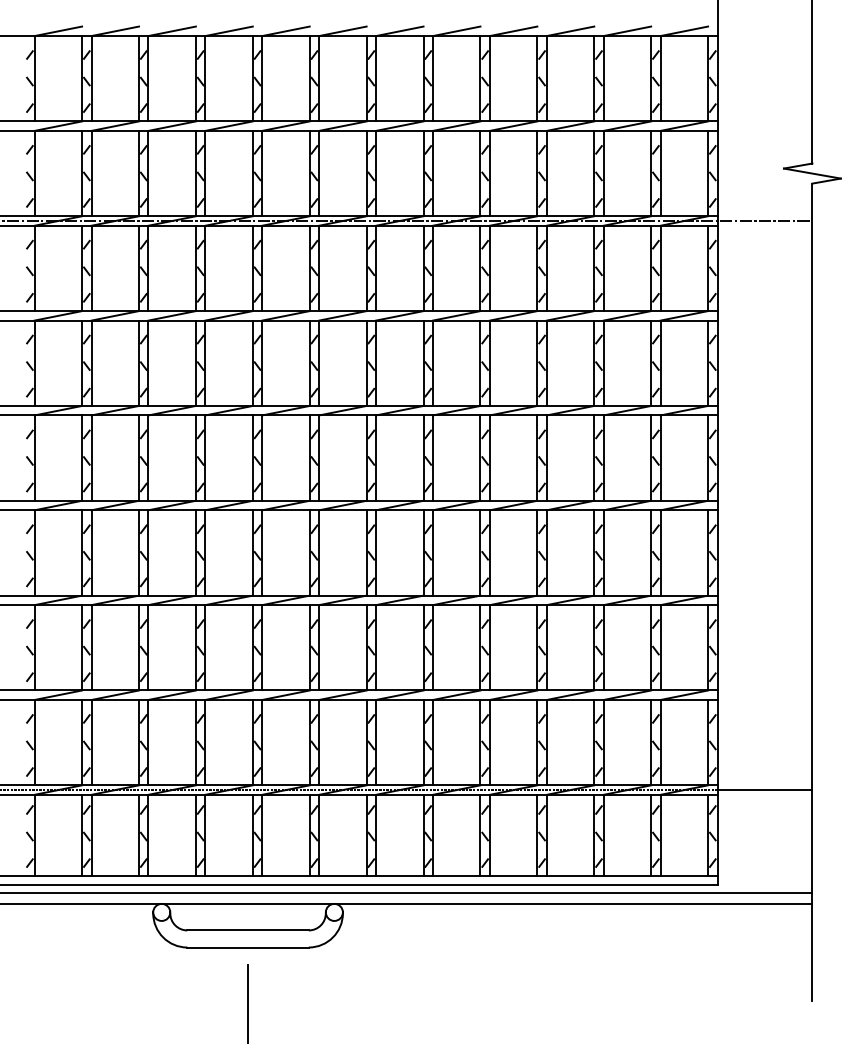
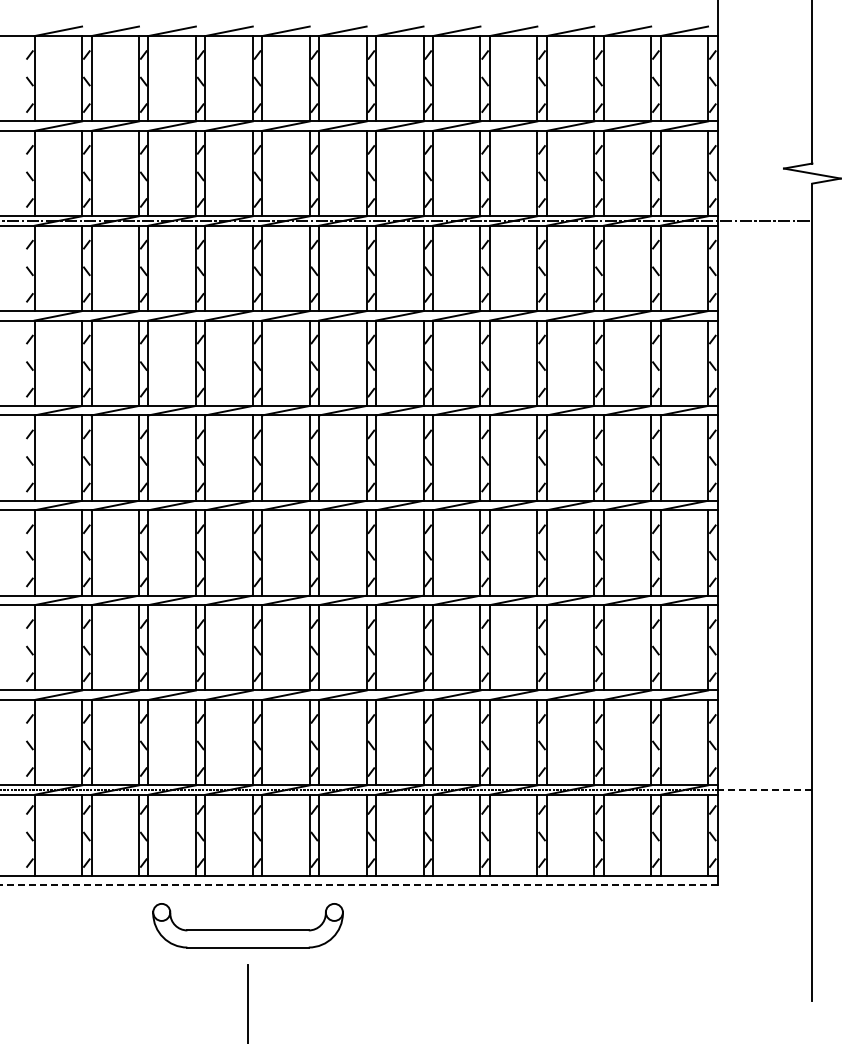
line: solid -> dashed (764, 790)
line: solid -> dashed (359, 884)
line: present -> none (407, 892)
line: present -> none (407, 903)
